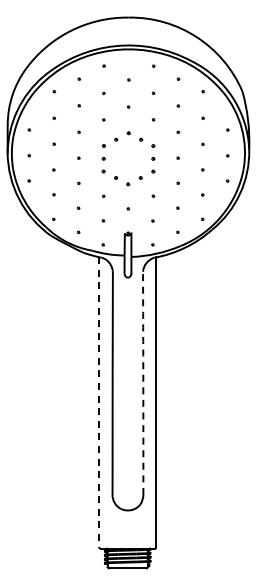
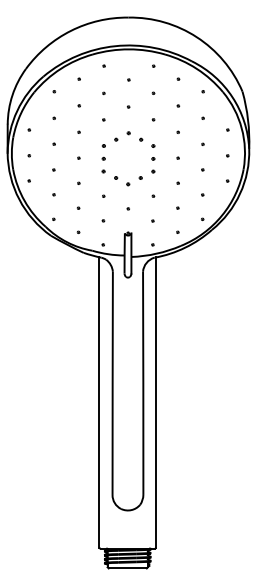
arc: dashed -> solid (143, 383)
line: dashed -> solid (99, 402)
